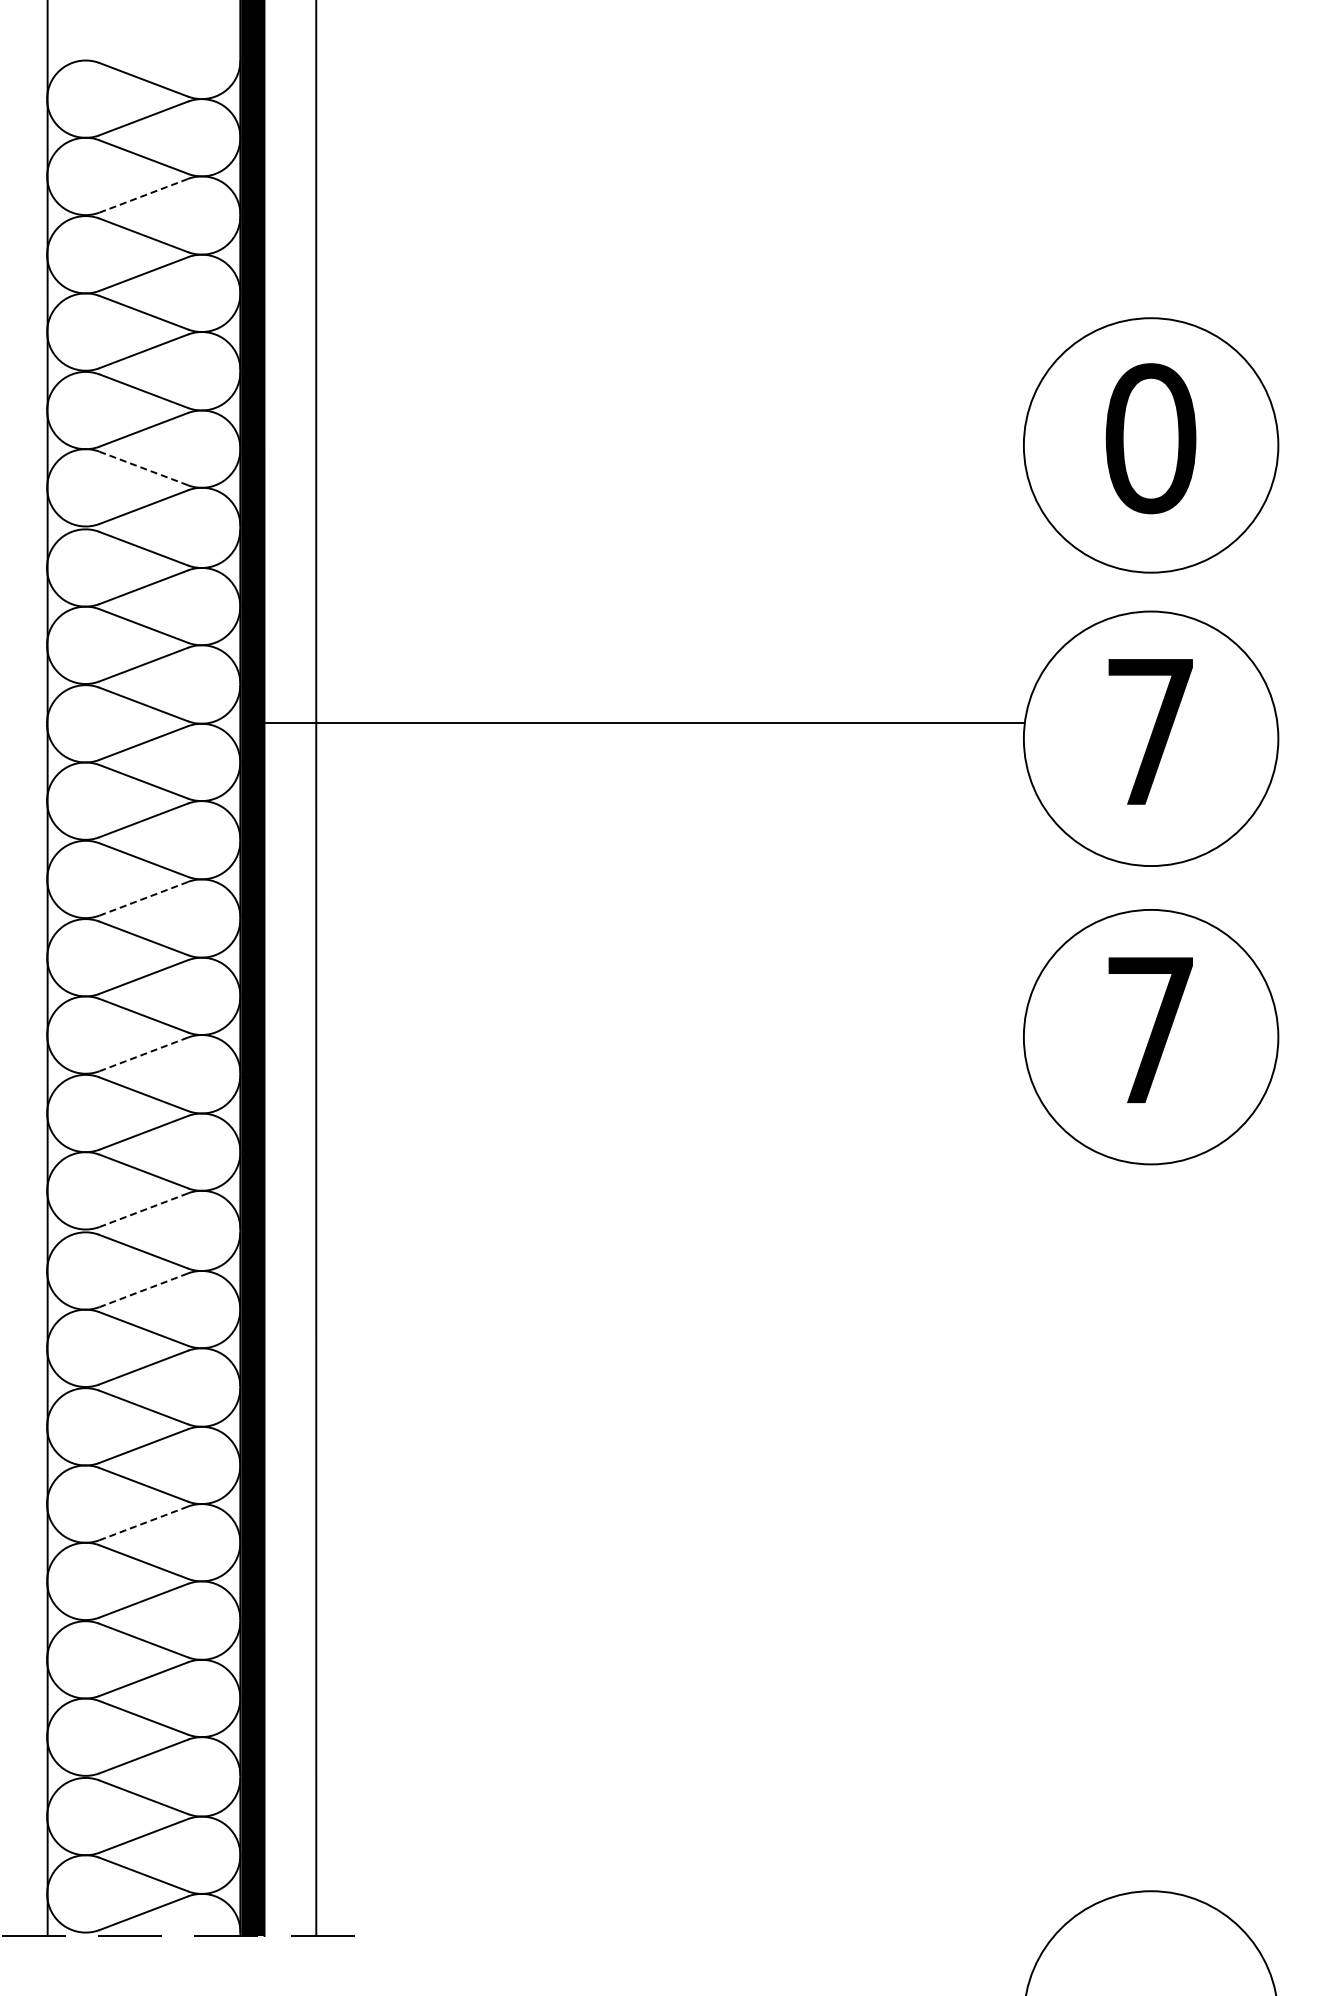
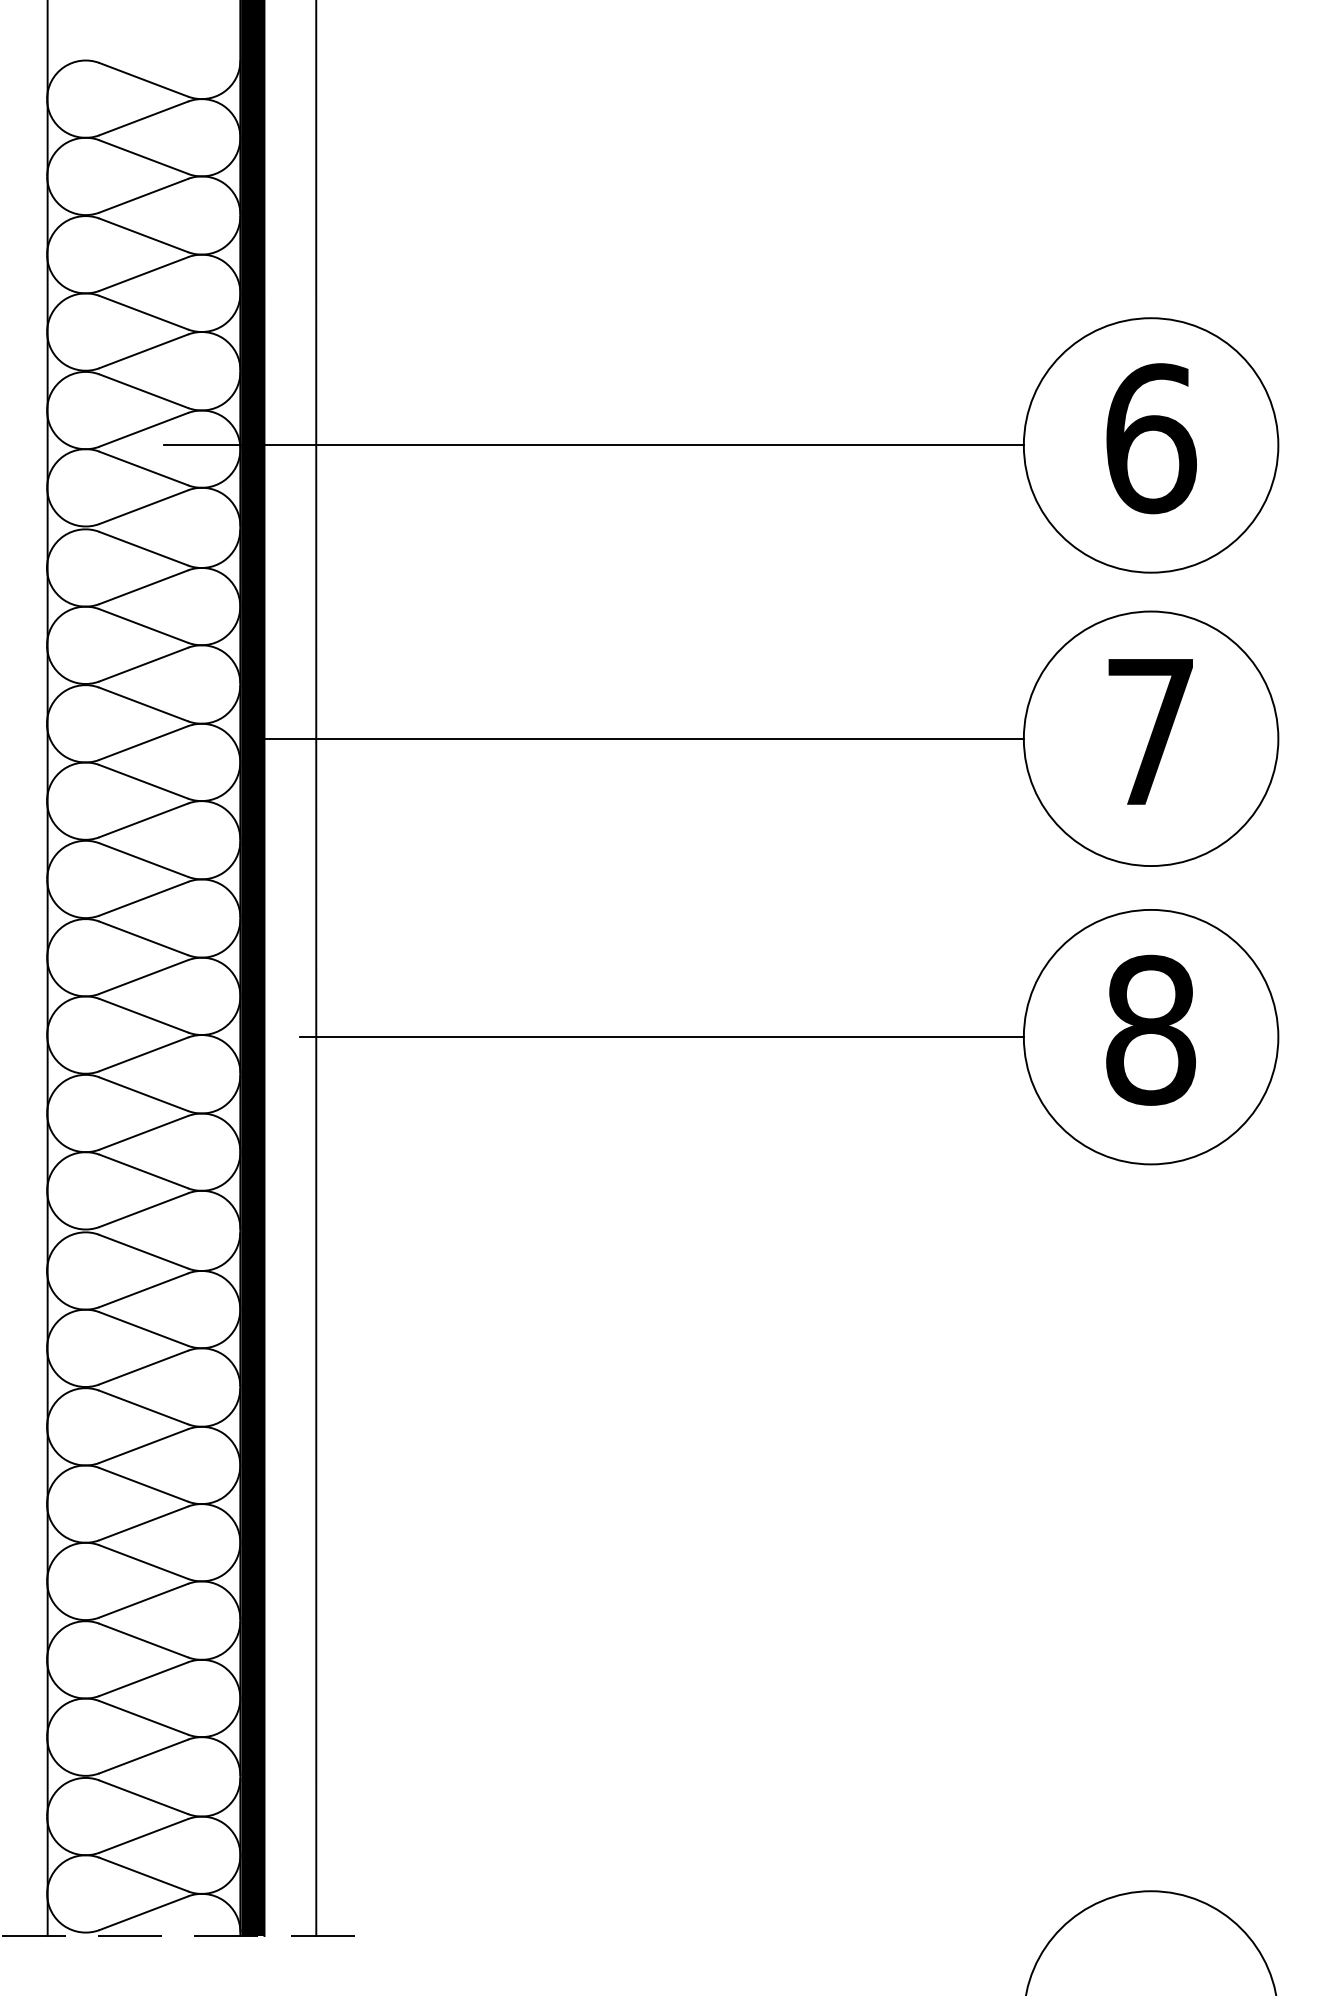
line: dashed -> solid (143, 195)
text: 0 -> 6 (1150, 438)
line: none -> present (593, 445)
line: dashed -> solid (143, 468)
line position: (643, 722) -> (643, 738) (643, 738)
line: dashed -> solid (143, 898)
text: 7 -> 8 (1150, 1029)
line: none -> present (661, 1037)
line: dashed -> solid (143, 1054)
line: dashed -> solid (143, 1210)
line: dashed -> solid (143, 1290)
line: dashed -> solid (143, 1523)
